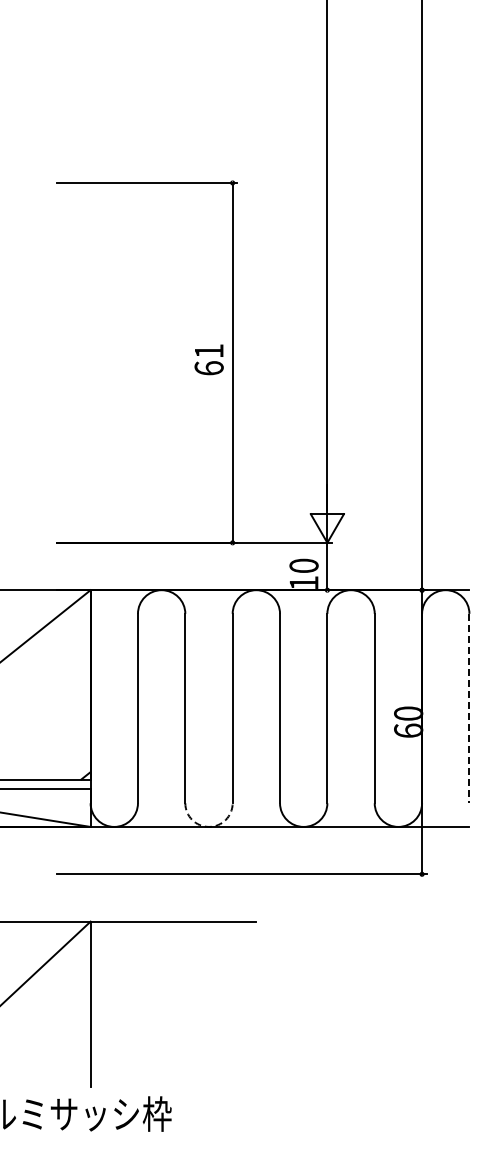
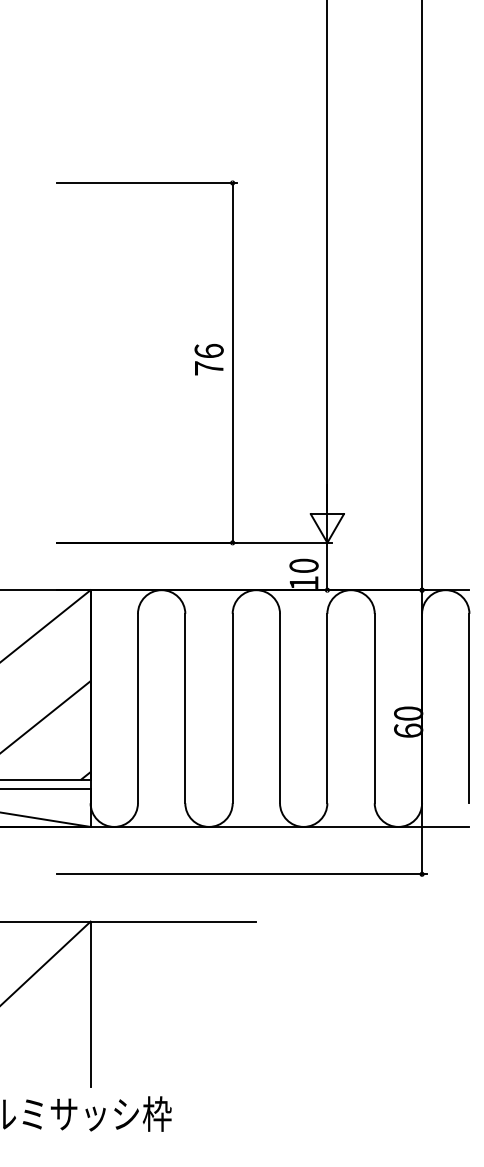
text: 61 -> 76 (208, 359)
line: dashed -> solid (469, 708)
line: none -> present (46, 716)
arc: dashed -> solid (209, 826)
